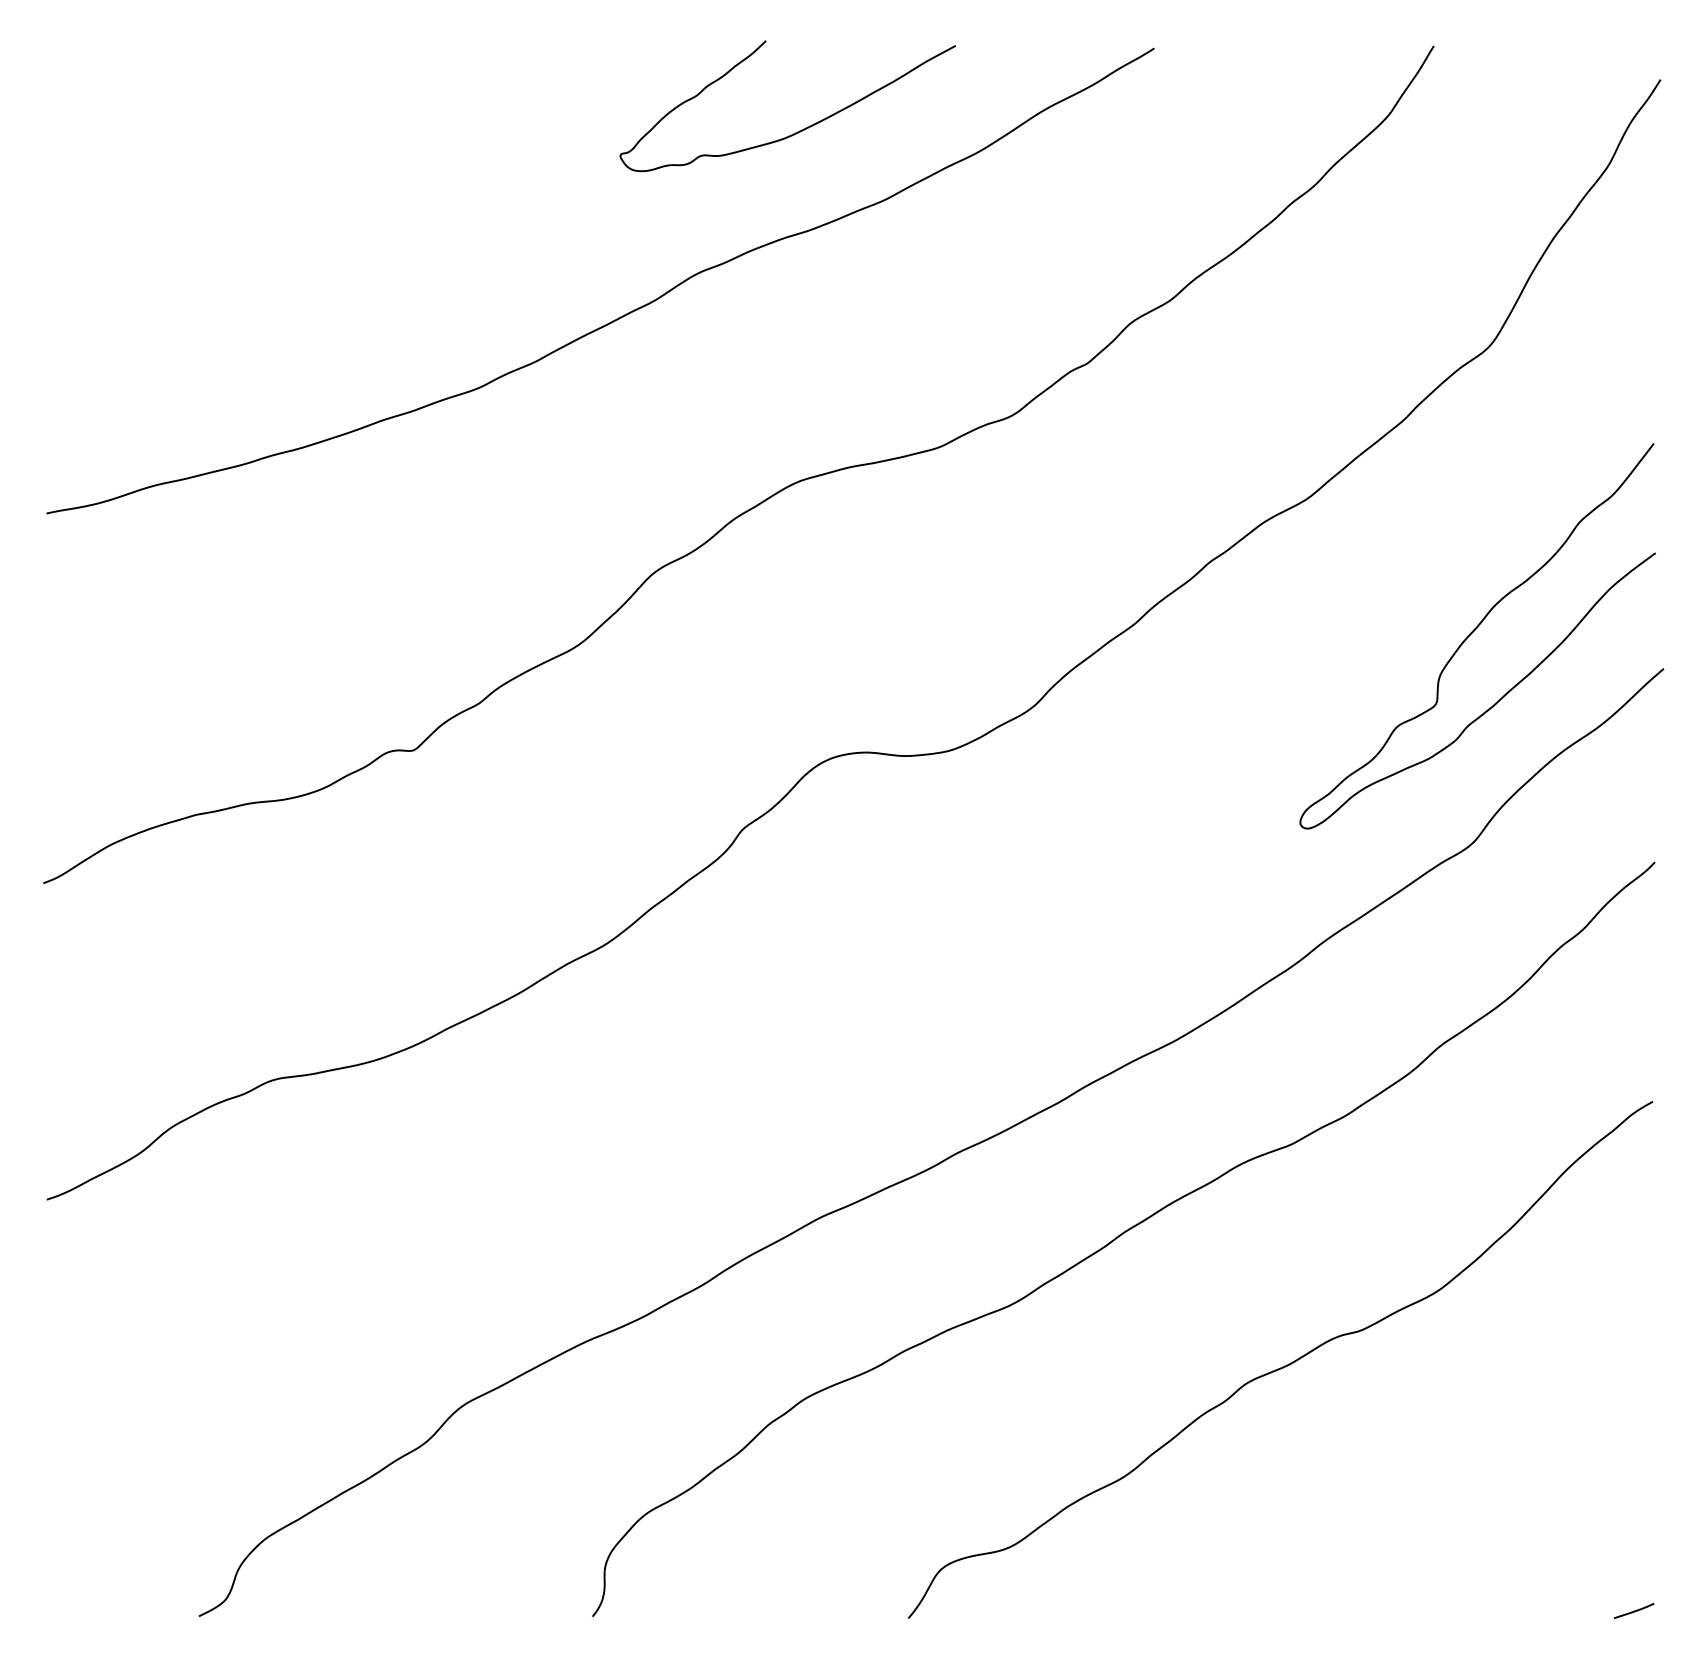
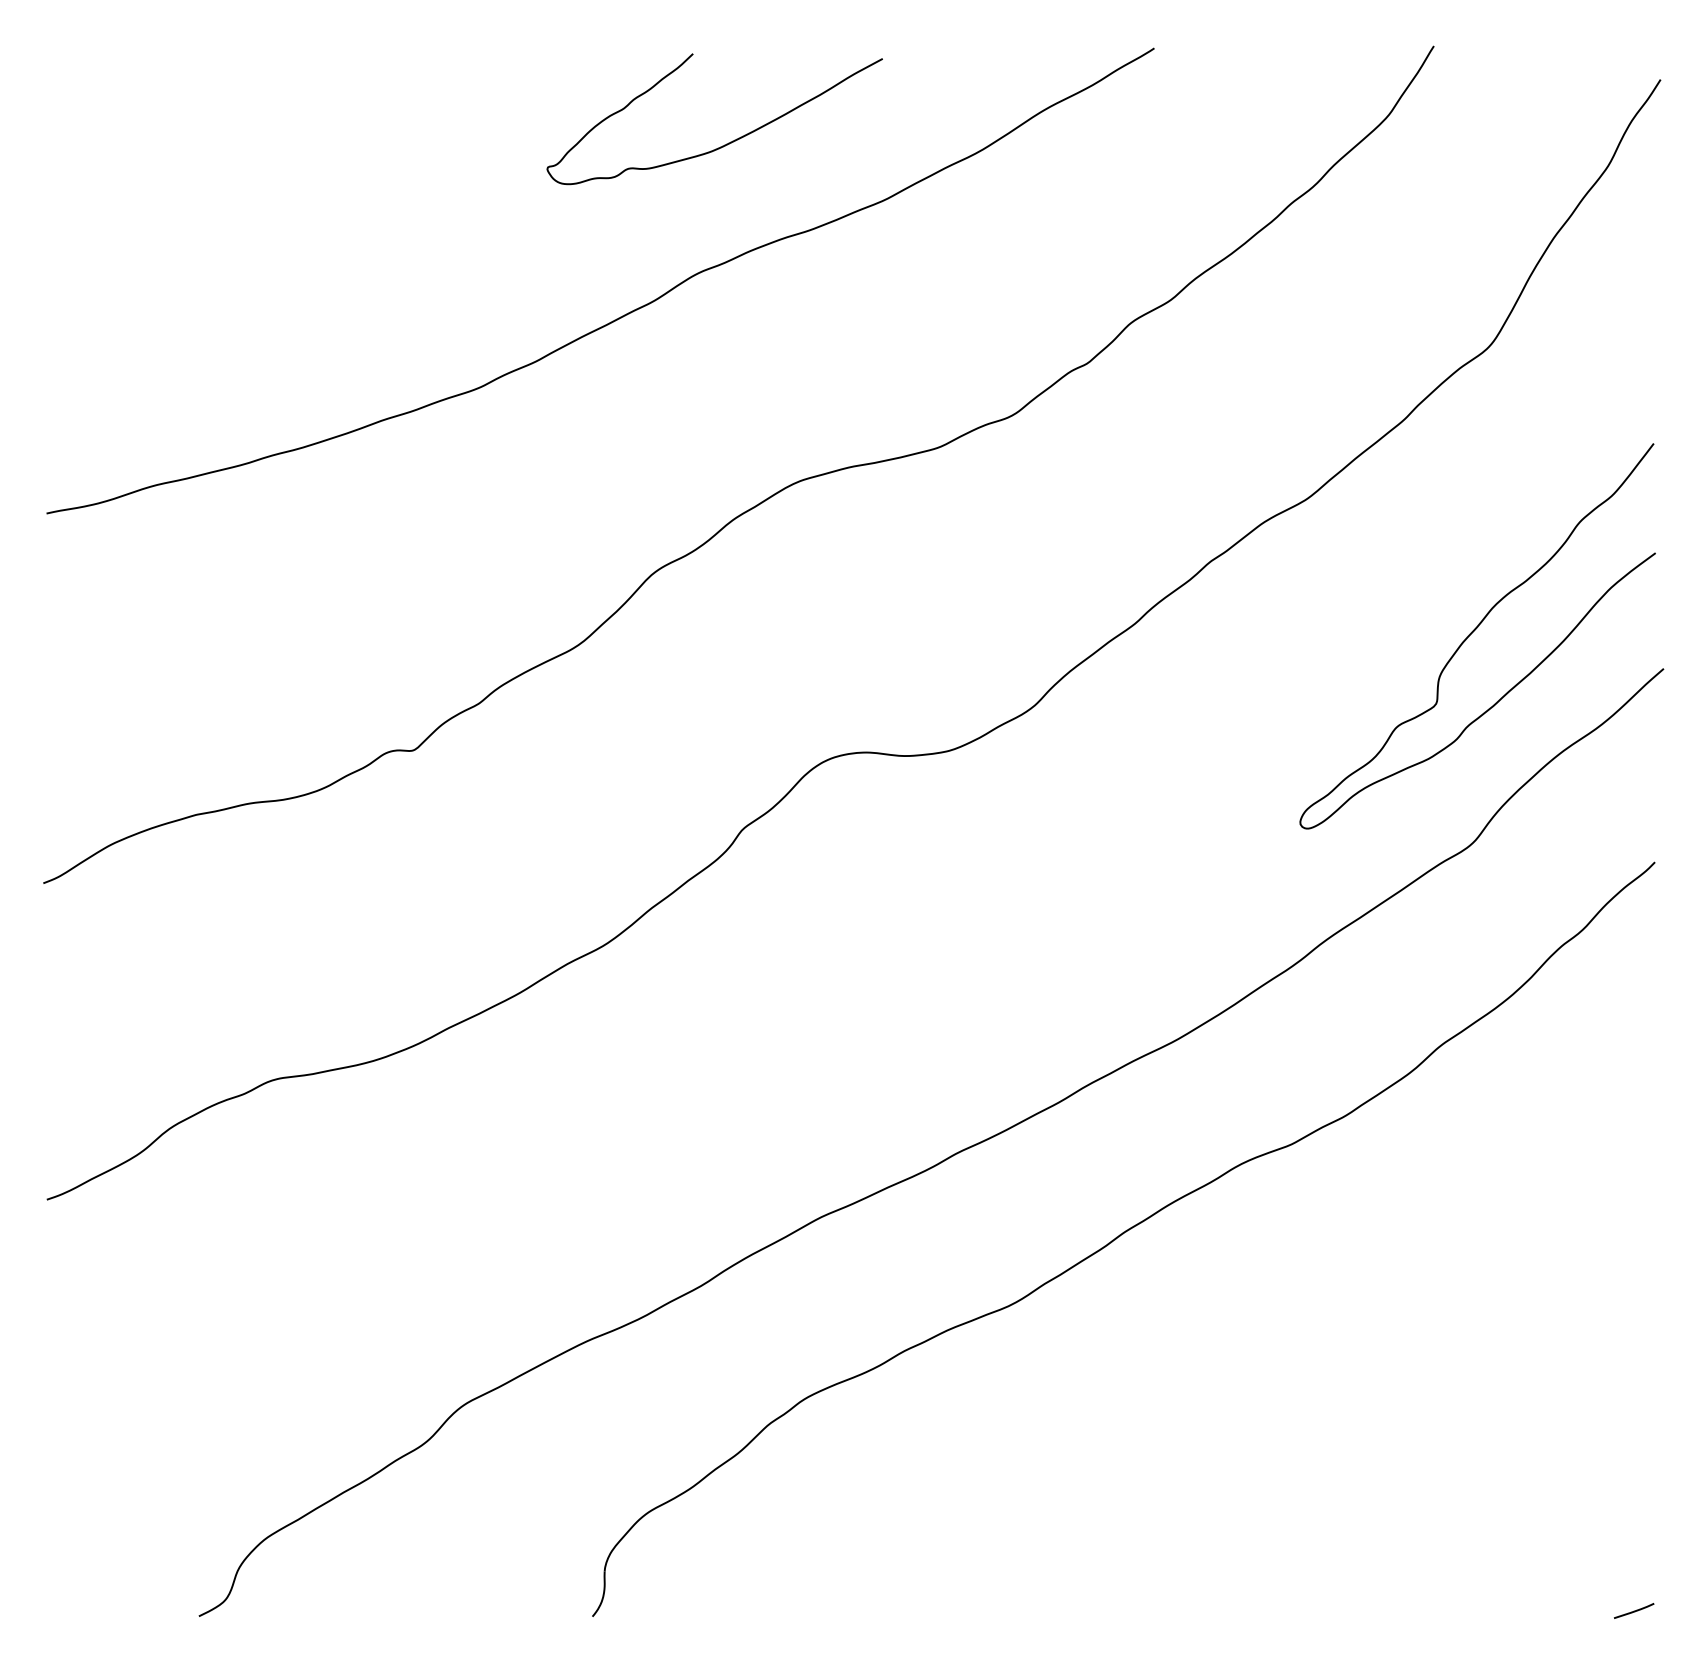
curve position: (799, 130) -> (726, 143) (726, 143)
curve: present -> none (1284, 1365)
